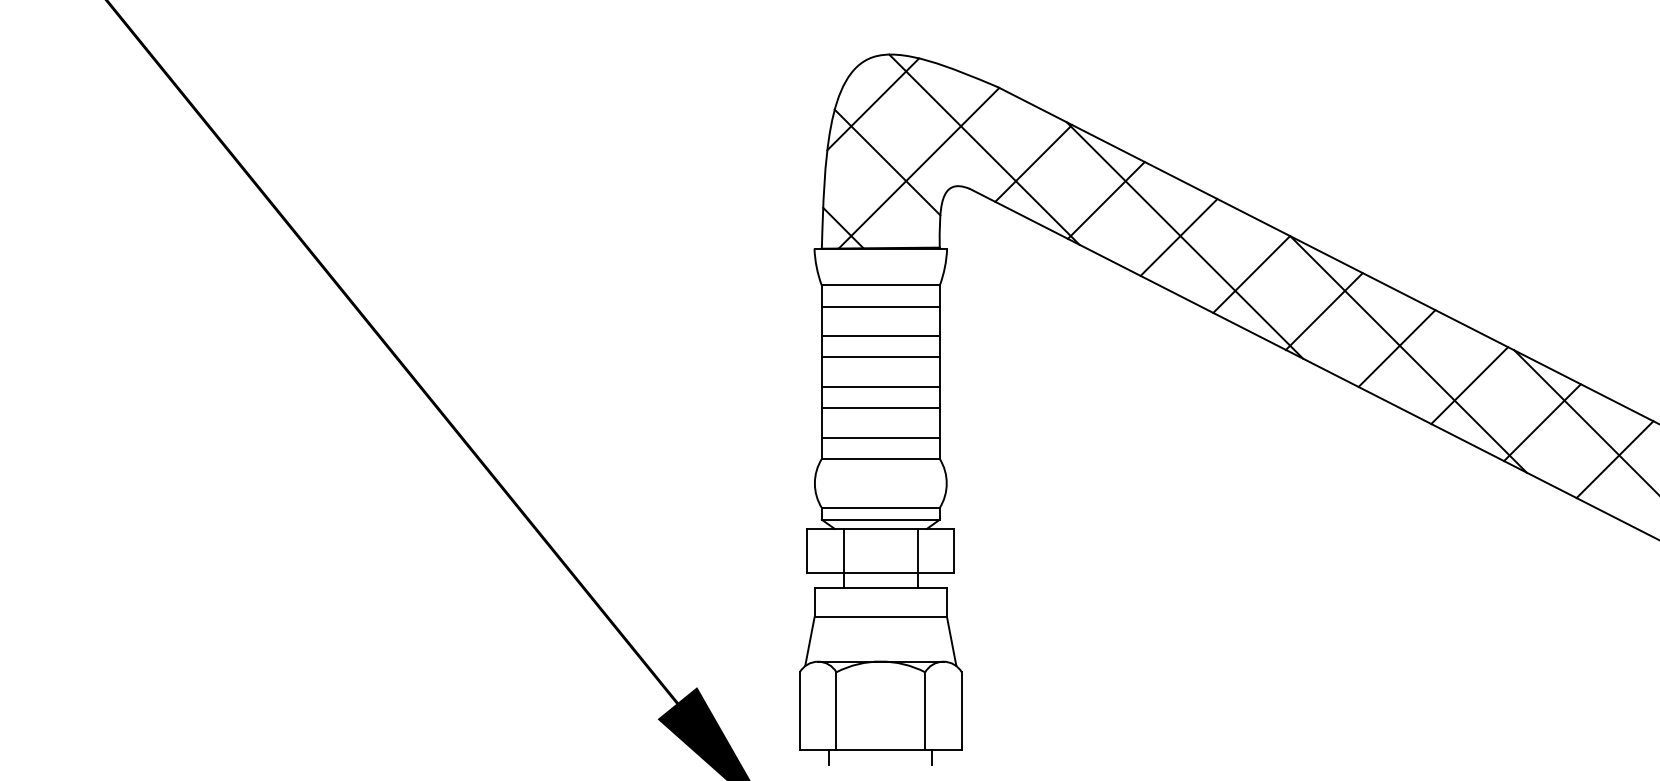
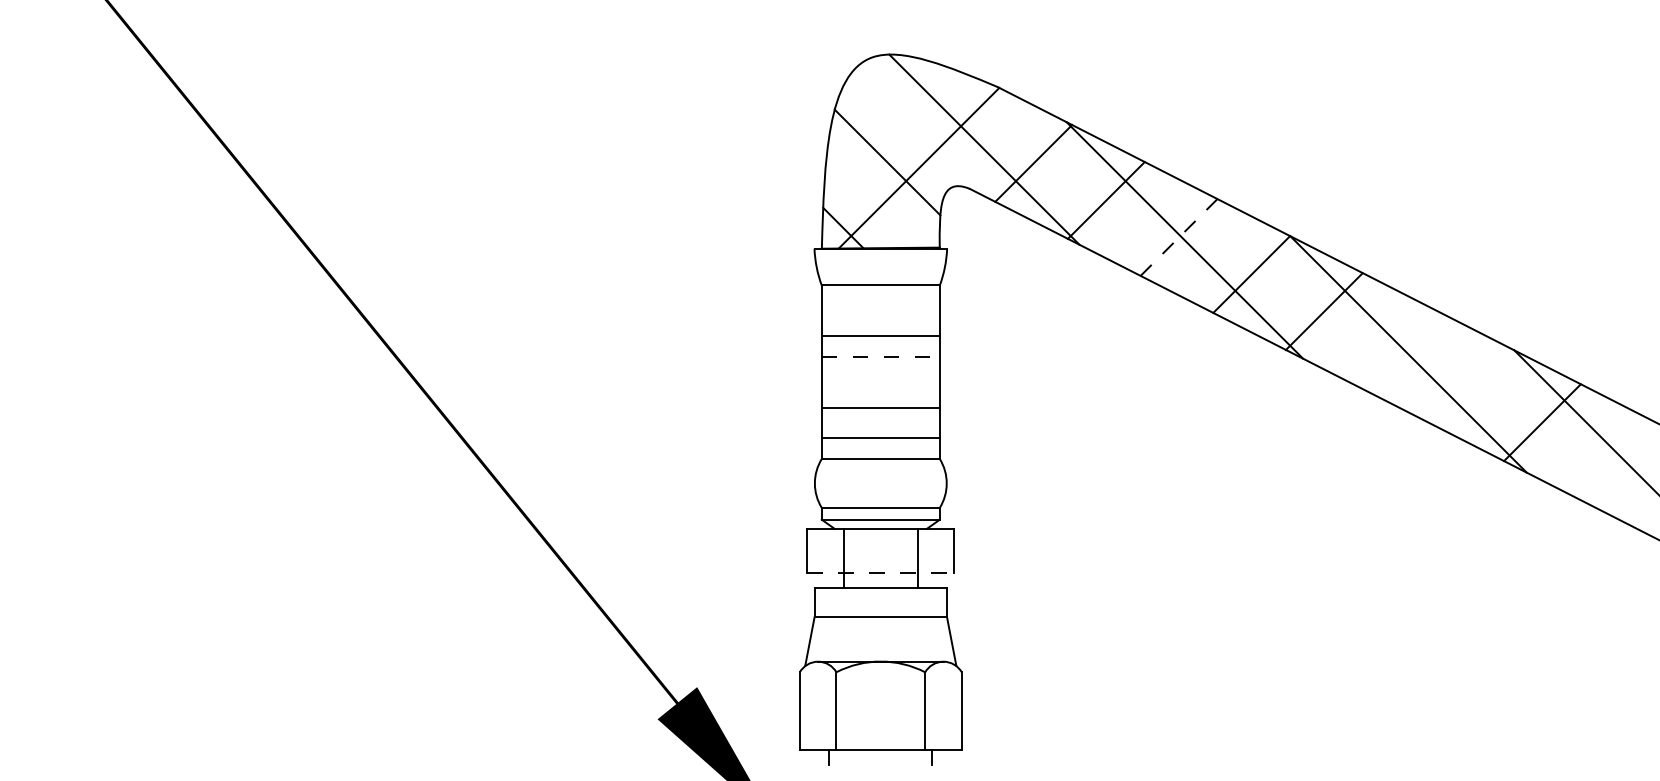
line: present -> none (873, 104)
line: solid -> dashed (1179, 237)
line: present -> none (880, 306)
line: present -> none (1396, 348)
line: solid -> dashed (880, 357)
line: present -> none (1469, 385)
line: present -> none (880, 386)
line: present -> none (1614, 459)
line: solid -> dashed (880, 573)
